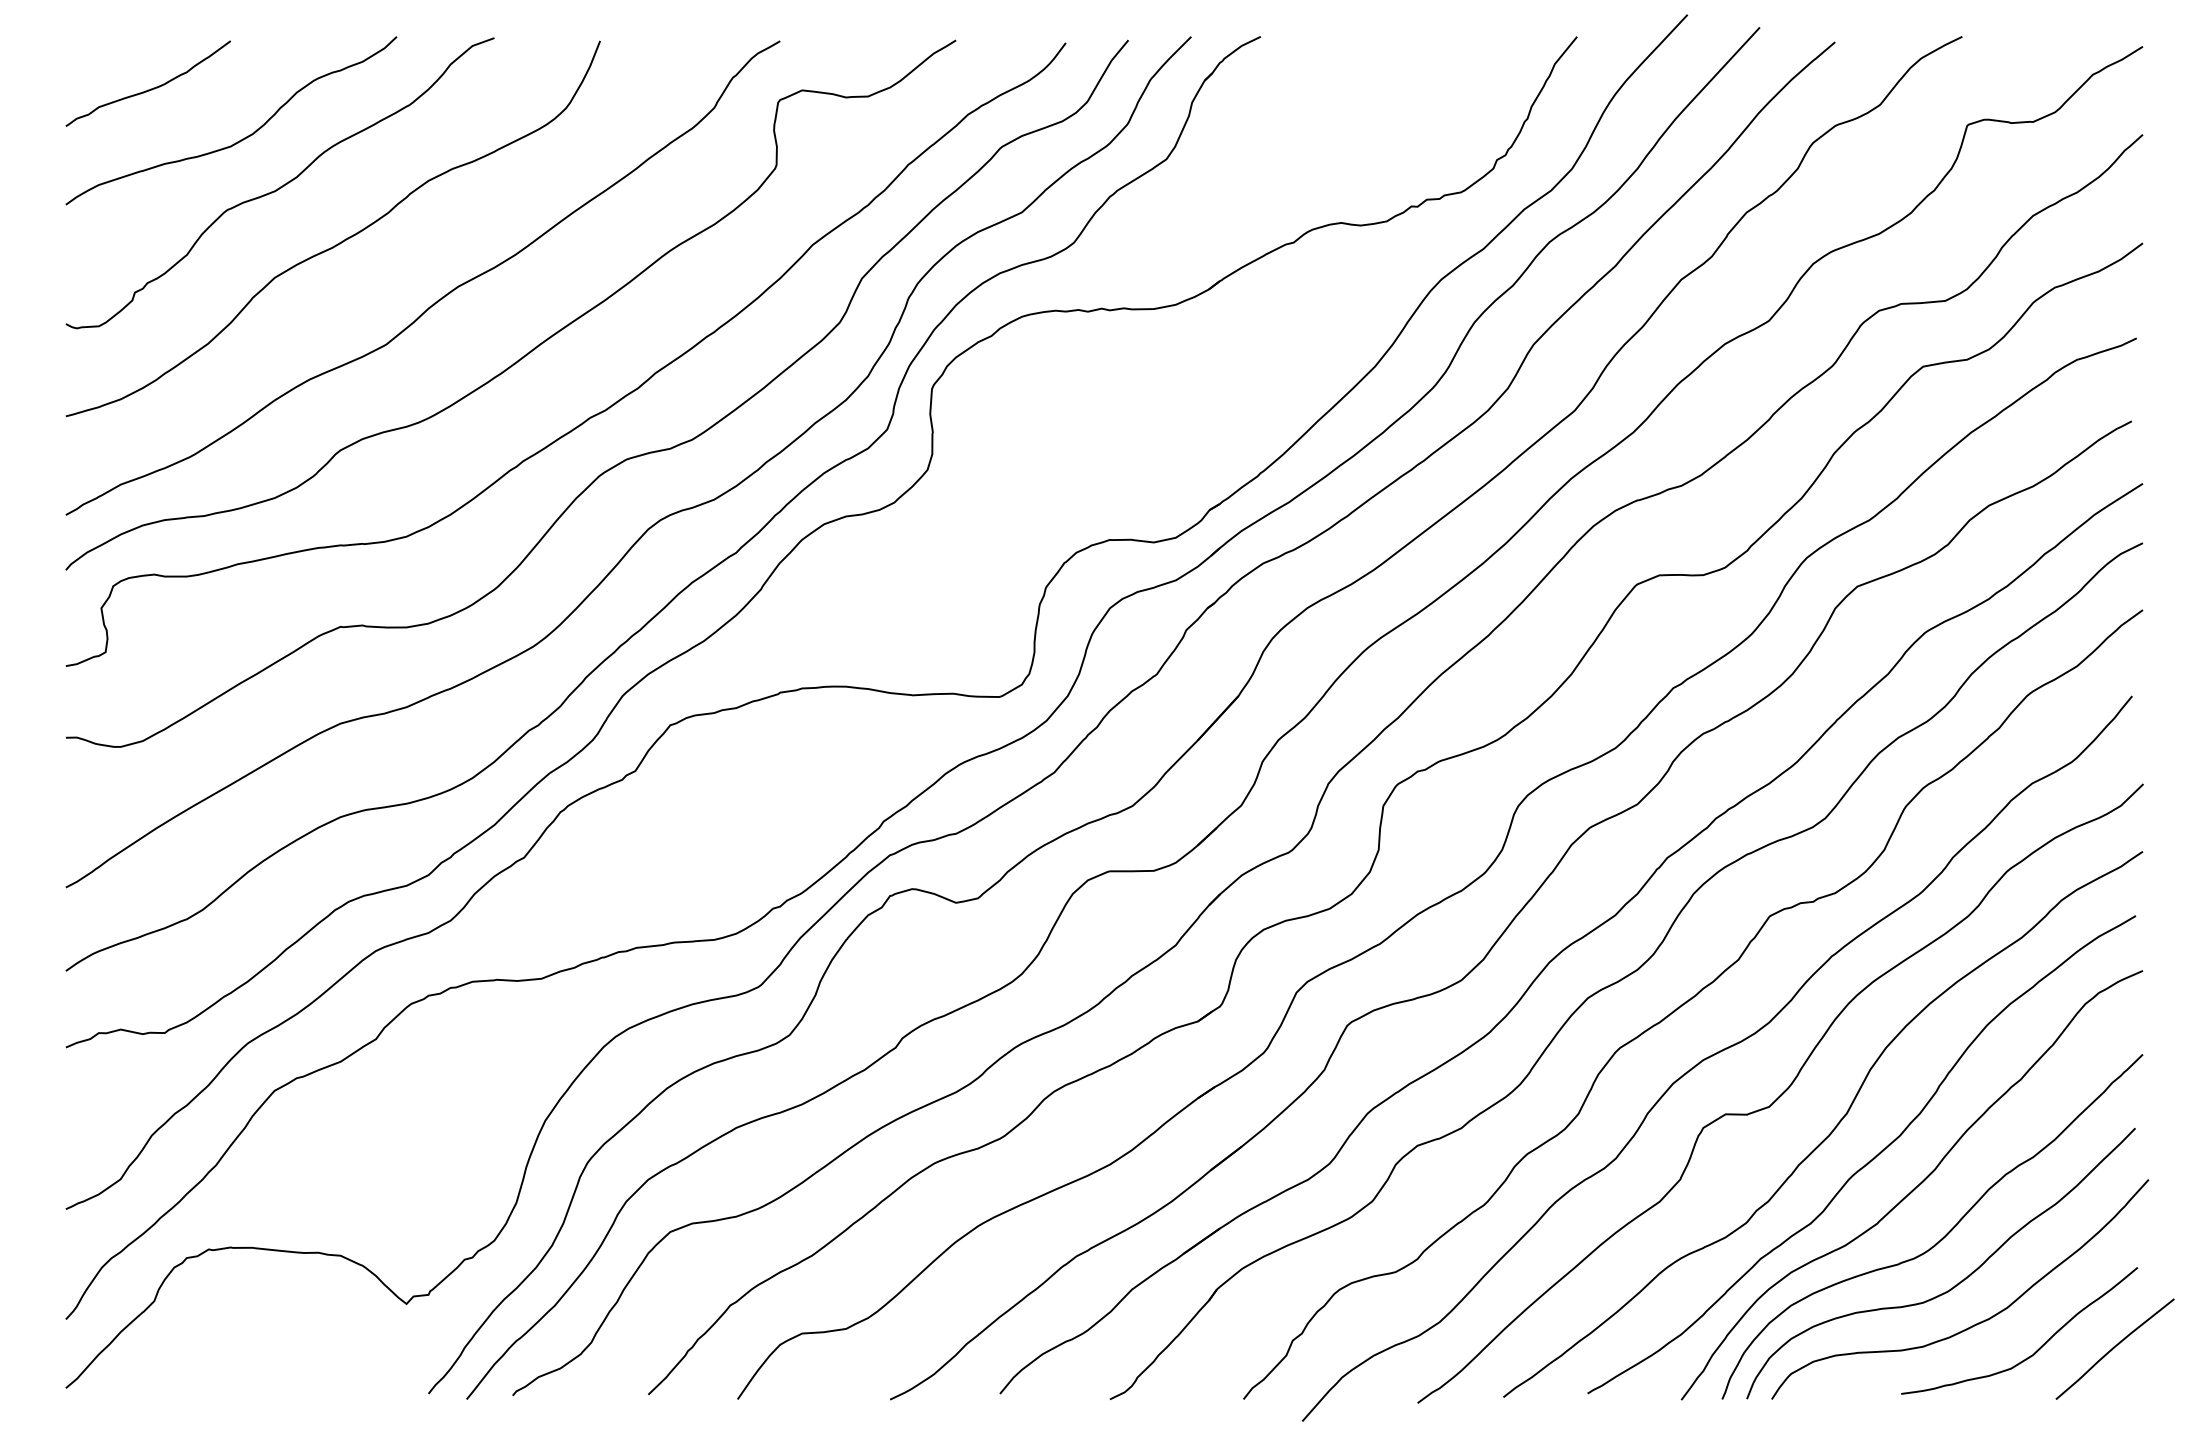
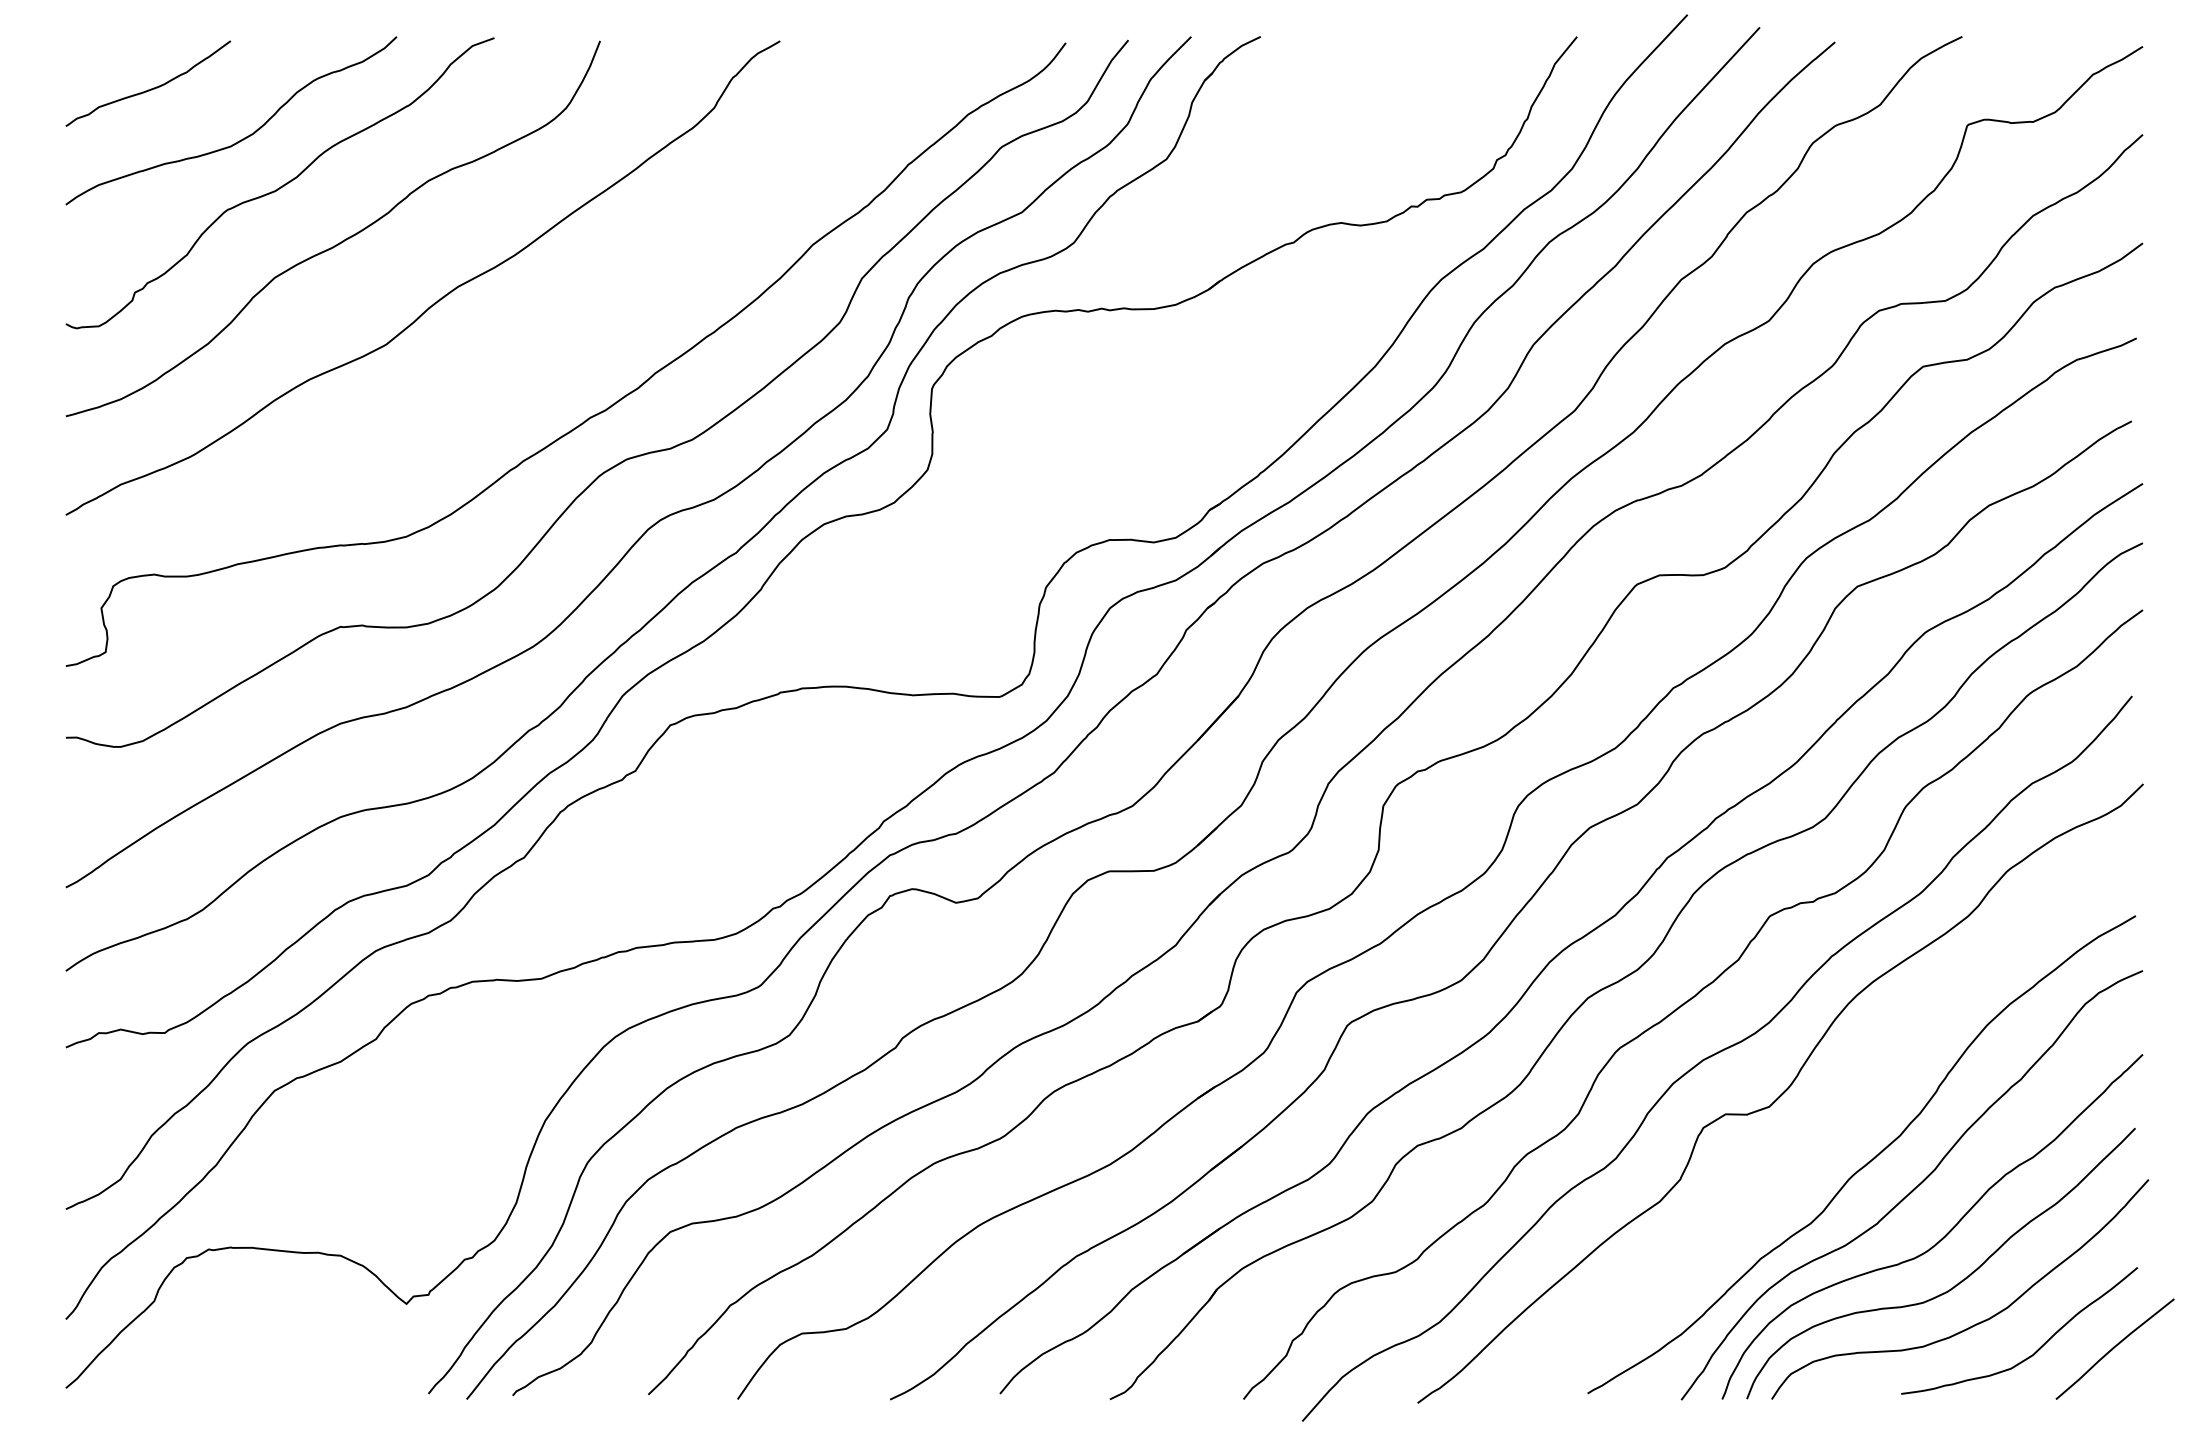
curve: present -> none (539, 343)
curve: present -> none (1832, 1129)
